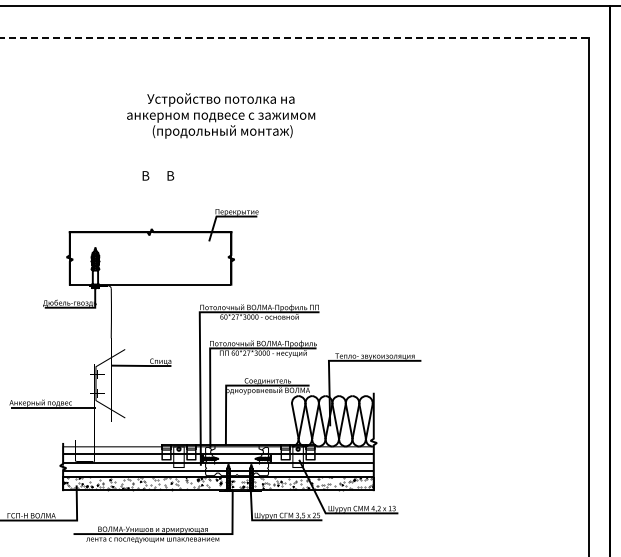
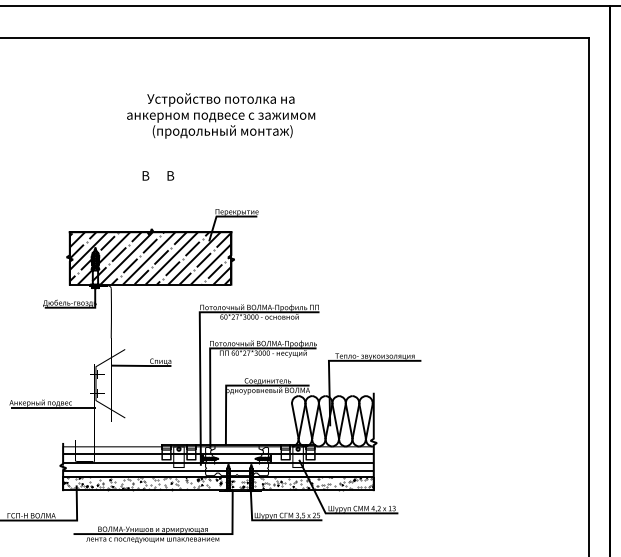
line: dashed -> solid (294, 38)
hatch: none -> present (150, 258)
